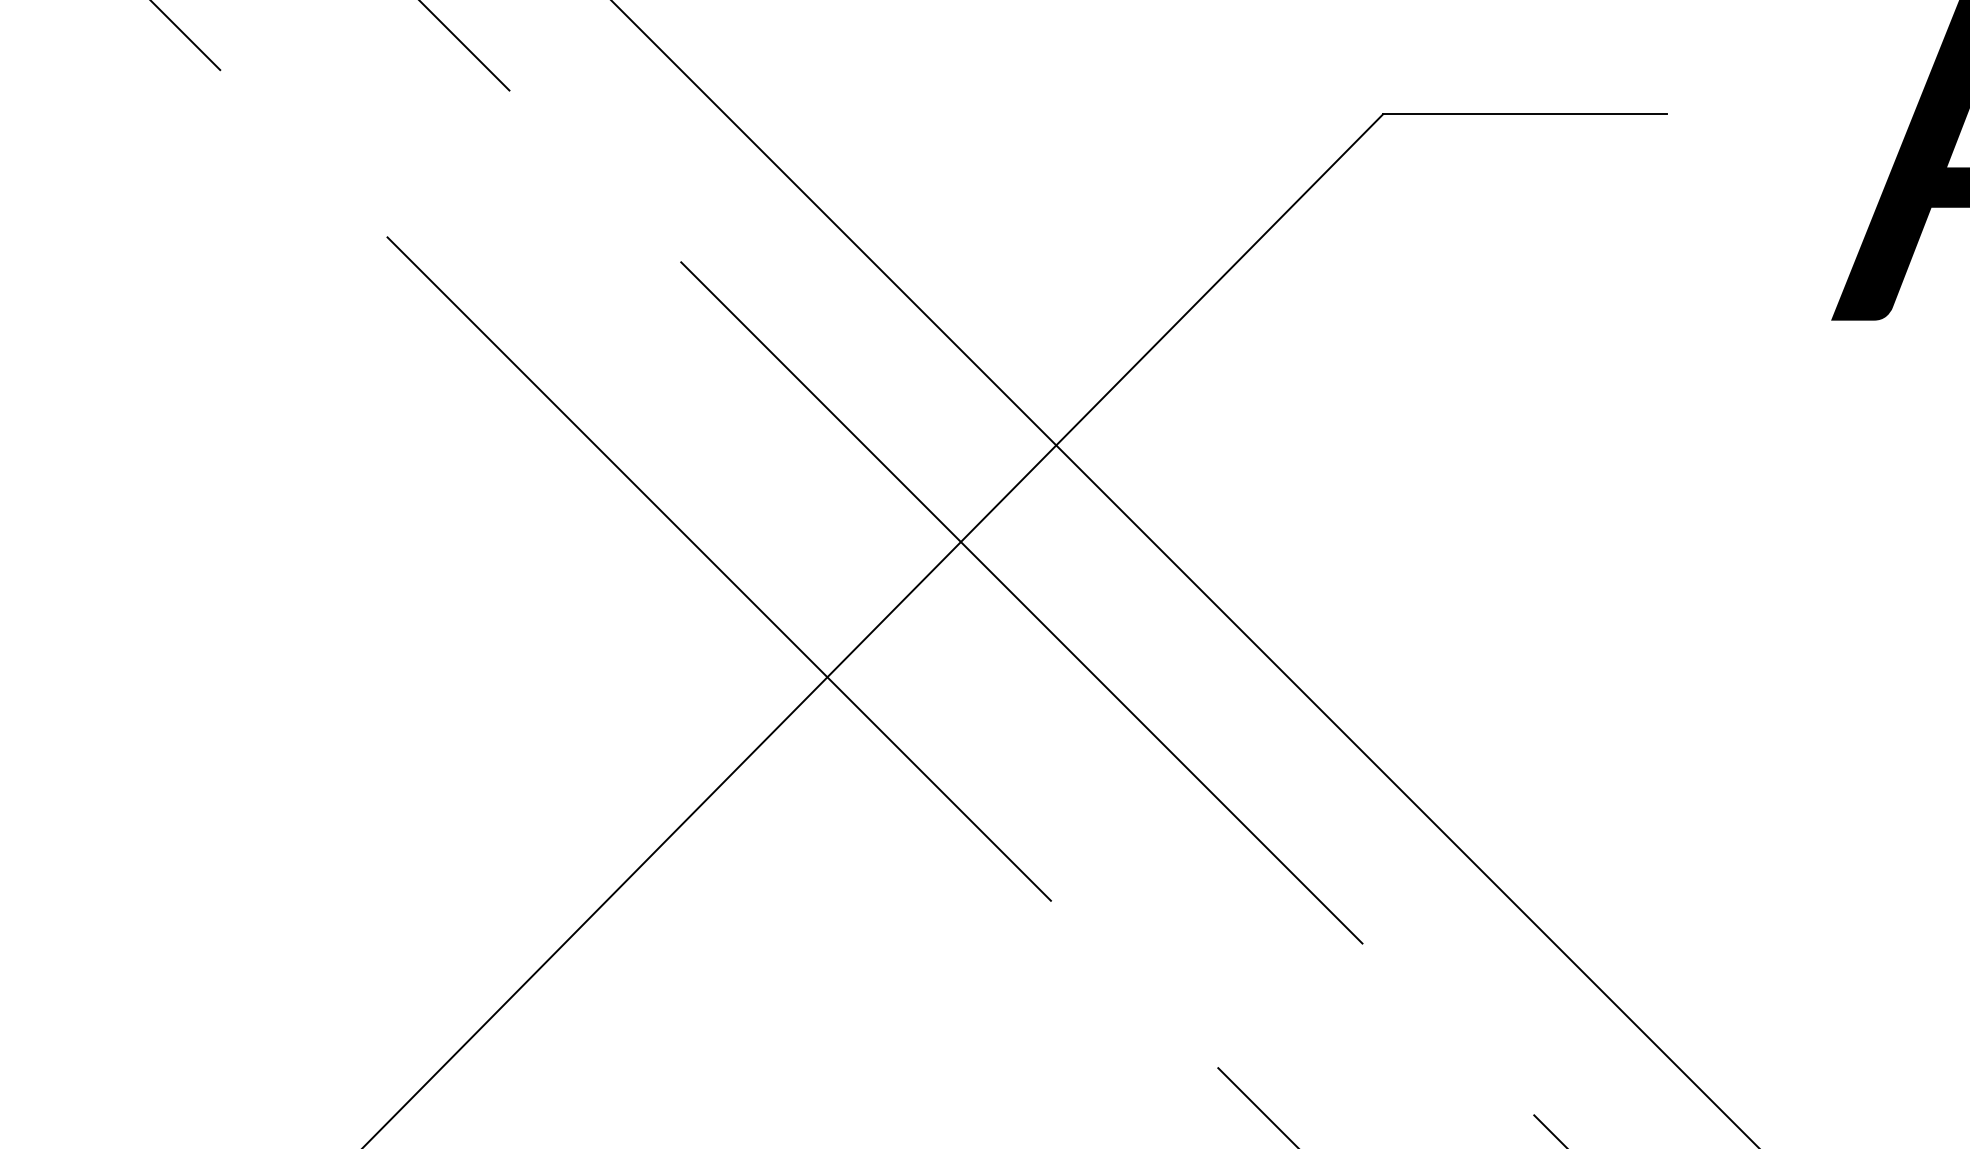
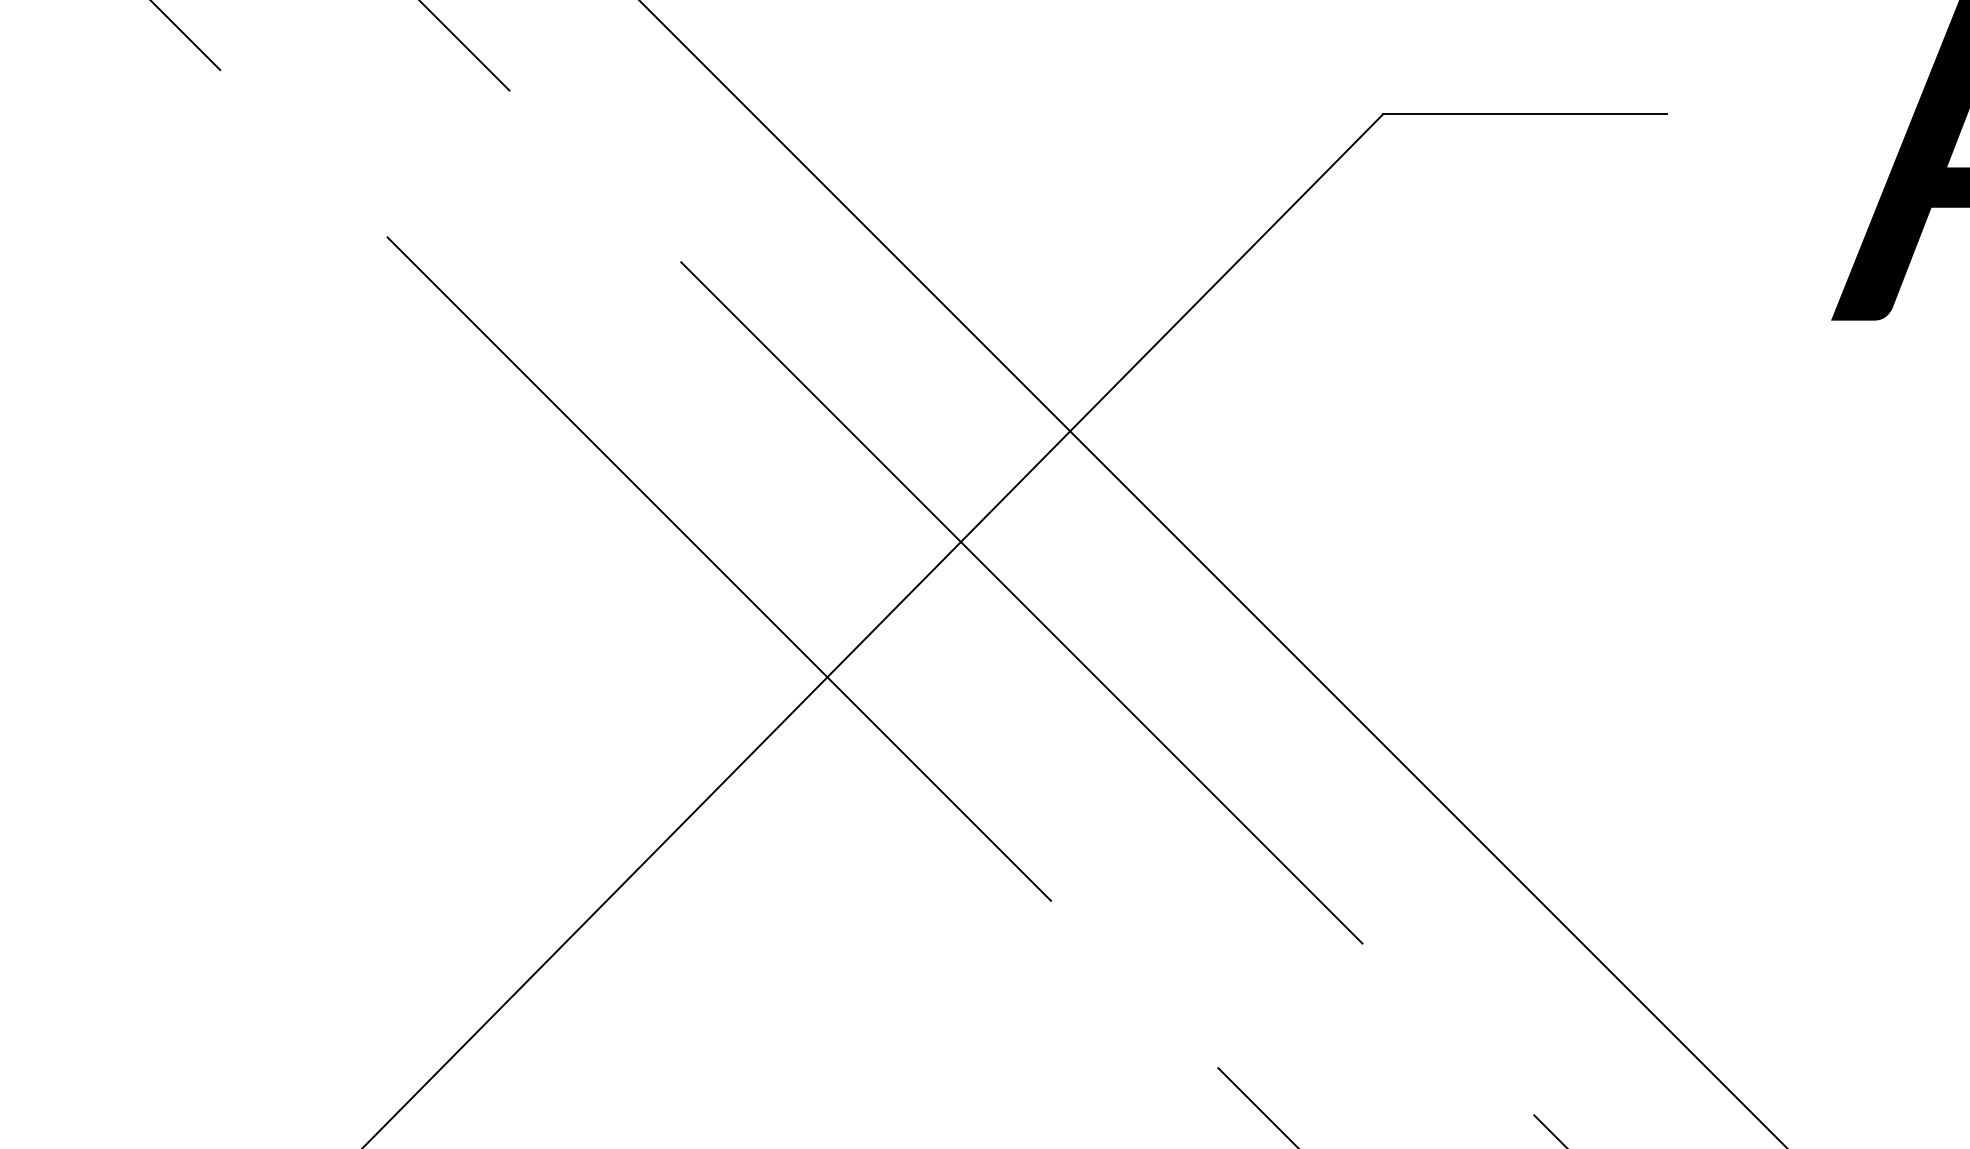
line position: (1184, 573) -> (1212, 573) (1212, 573)
